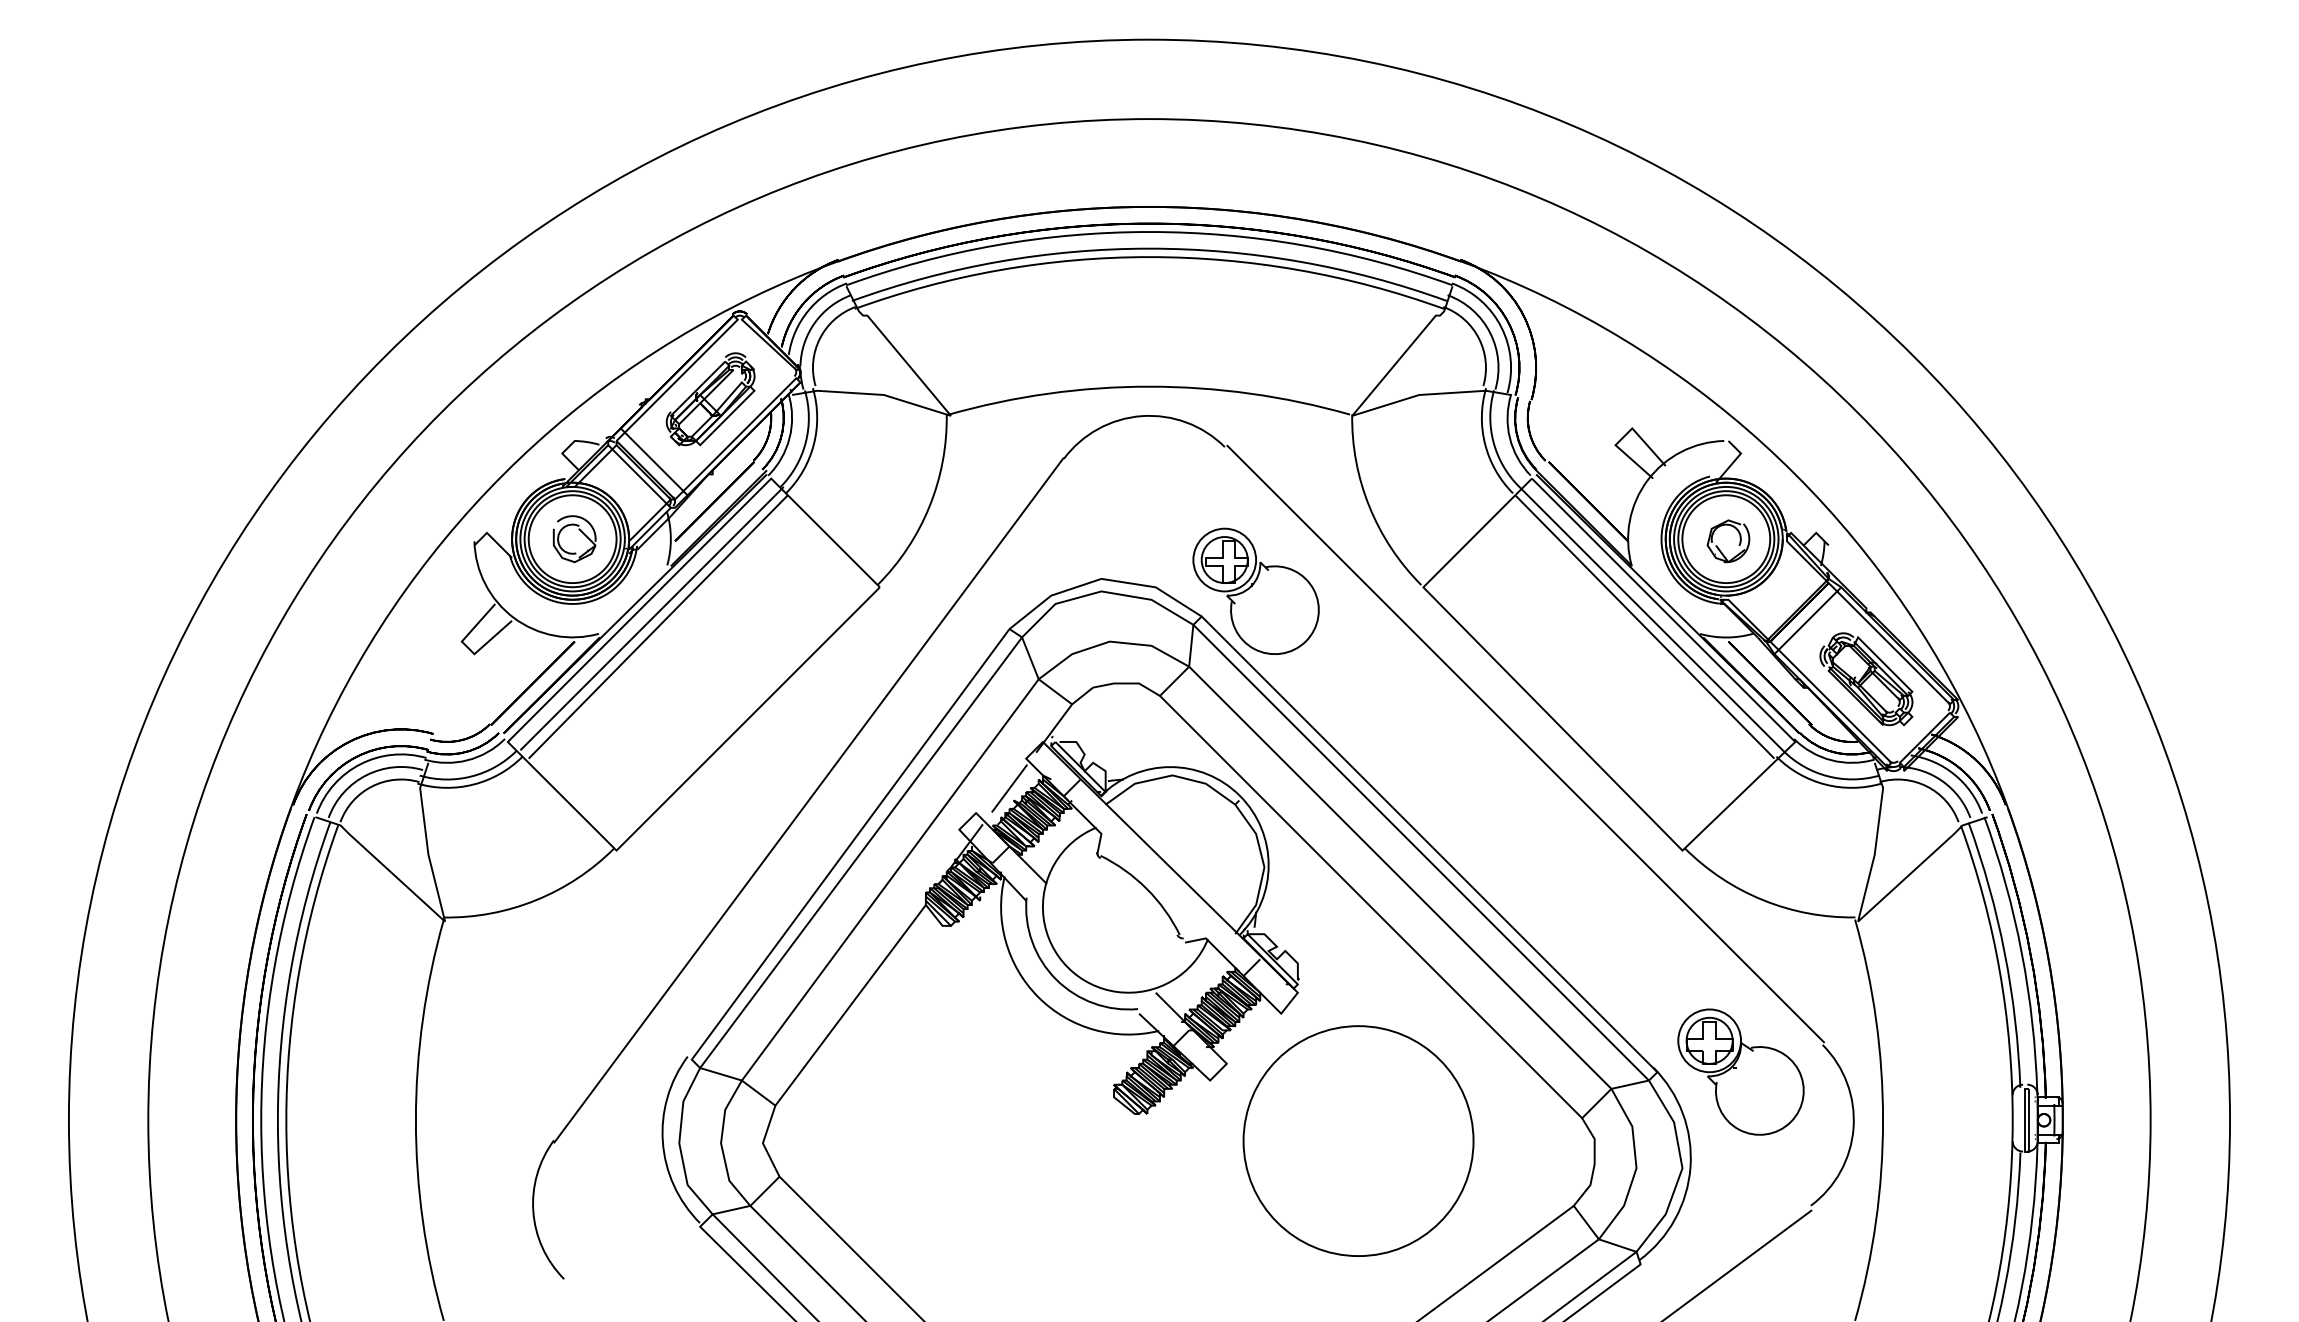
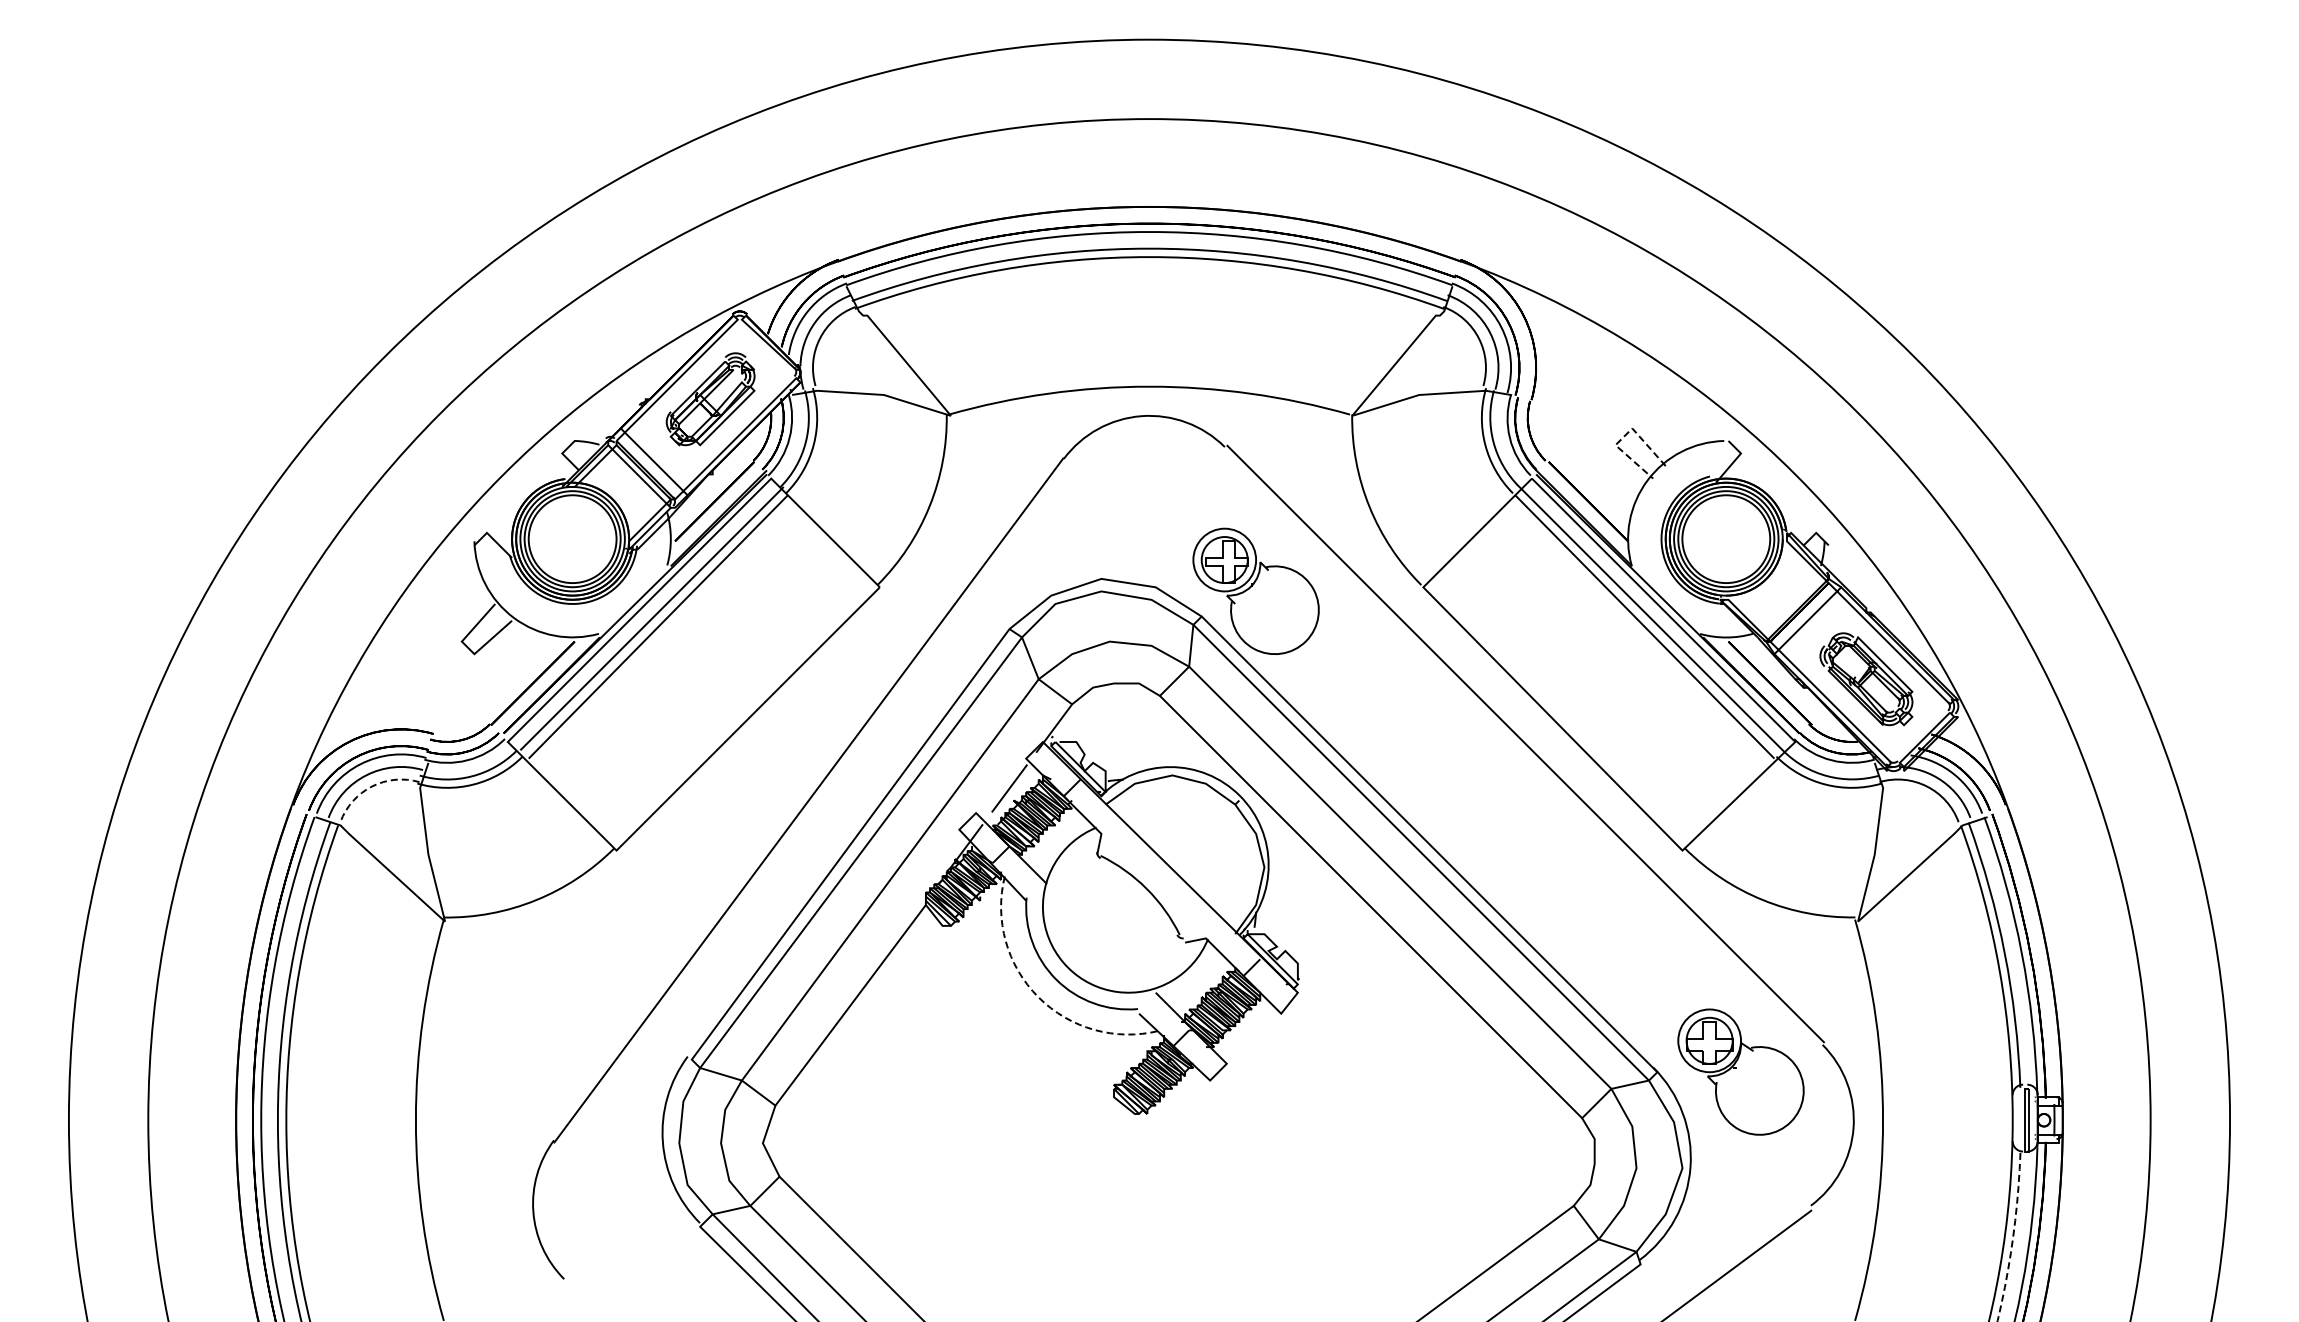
line: solid -> dashed (1623, 436)
part: present -> none (581, 532)
part: present -> none (1738, 544)
arc: solid -> dashed (372, 786)
arc: solid -> dashed (1038, 997)
circle: present -> none (1358, 1140)
arc: solid -> dashed (2012, 1238)
